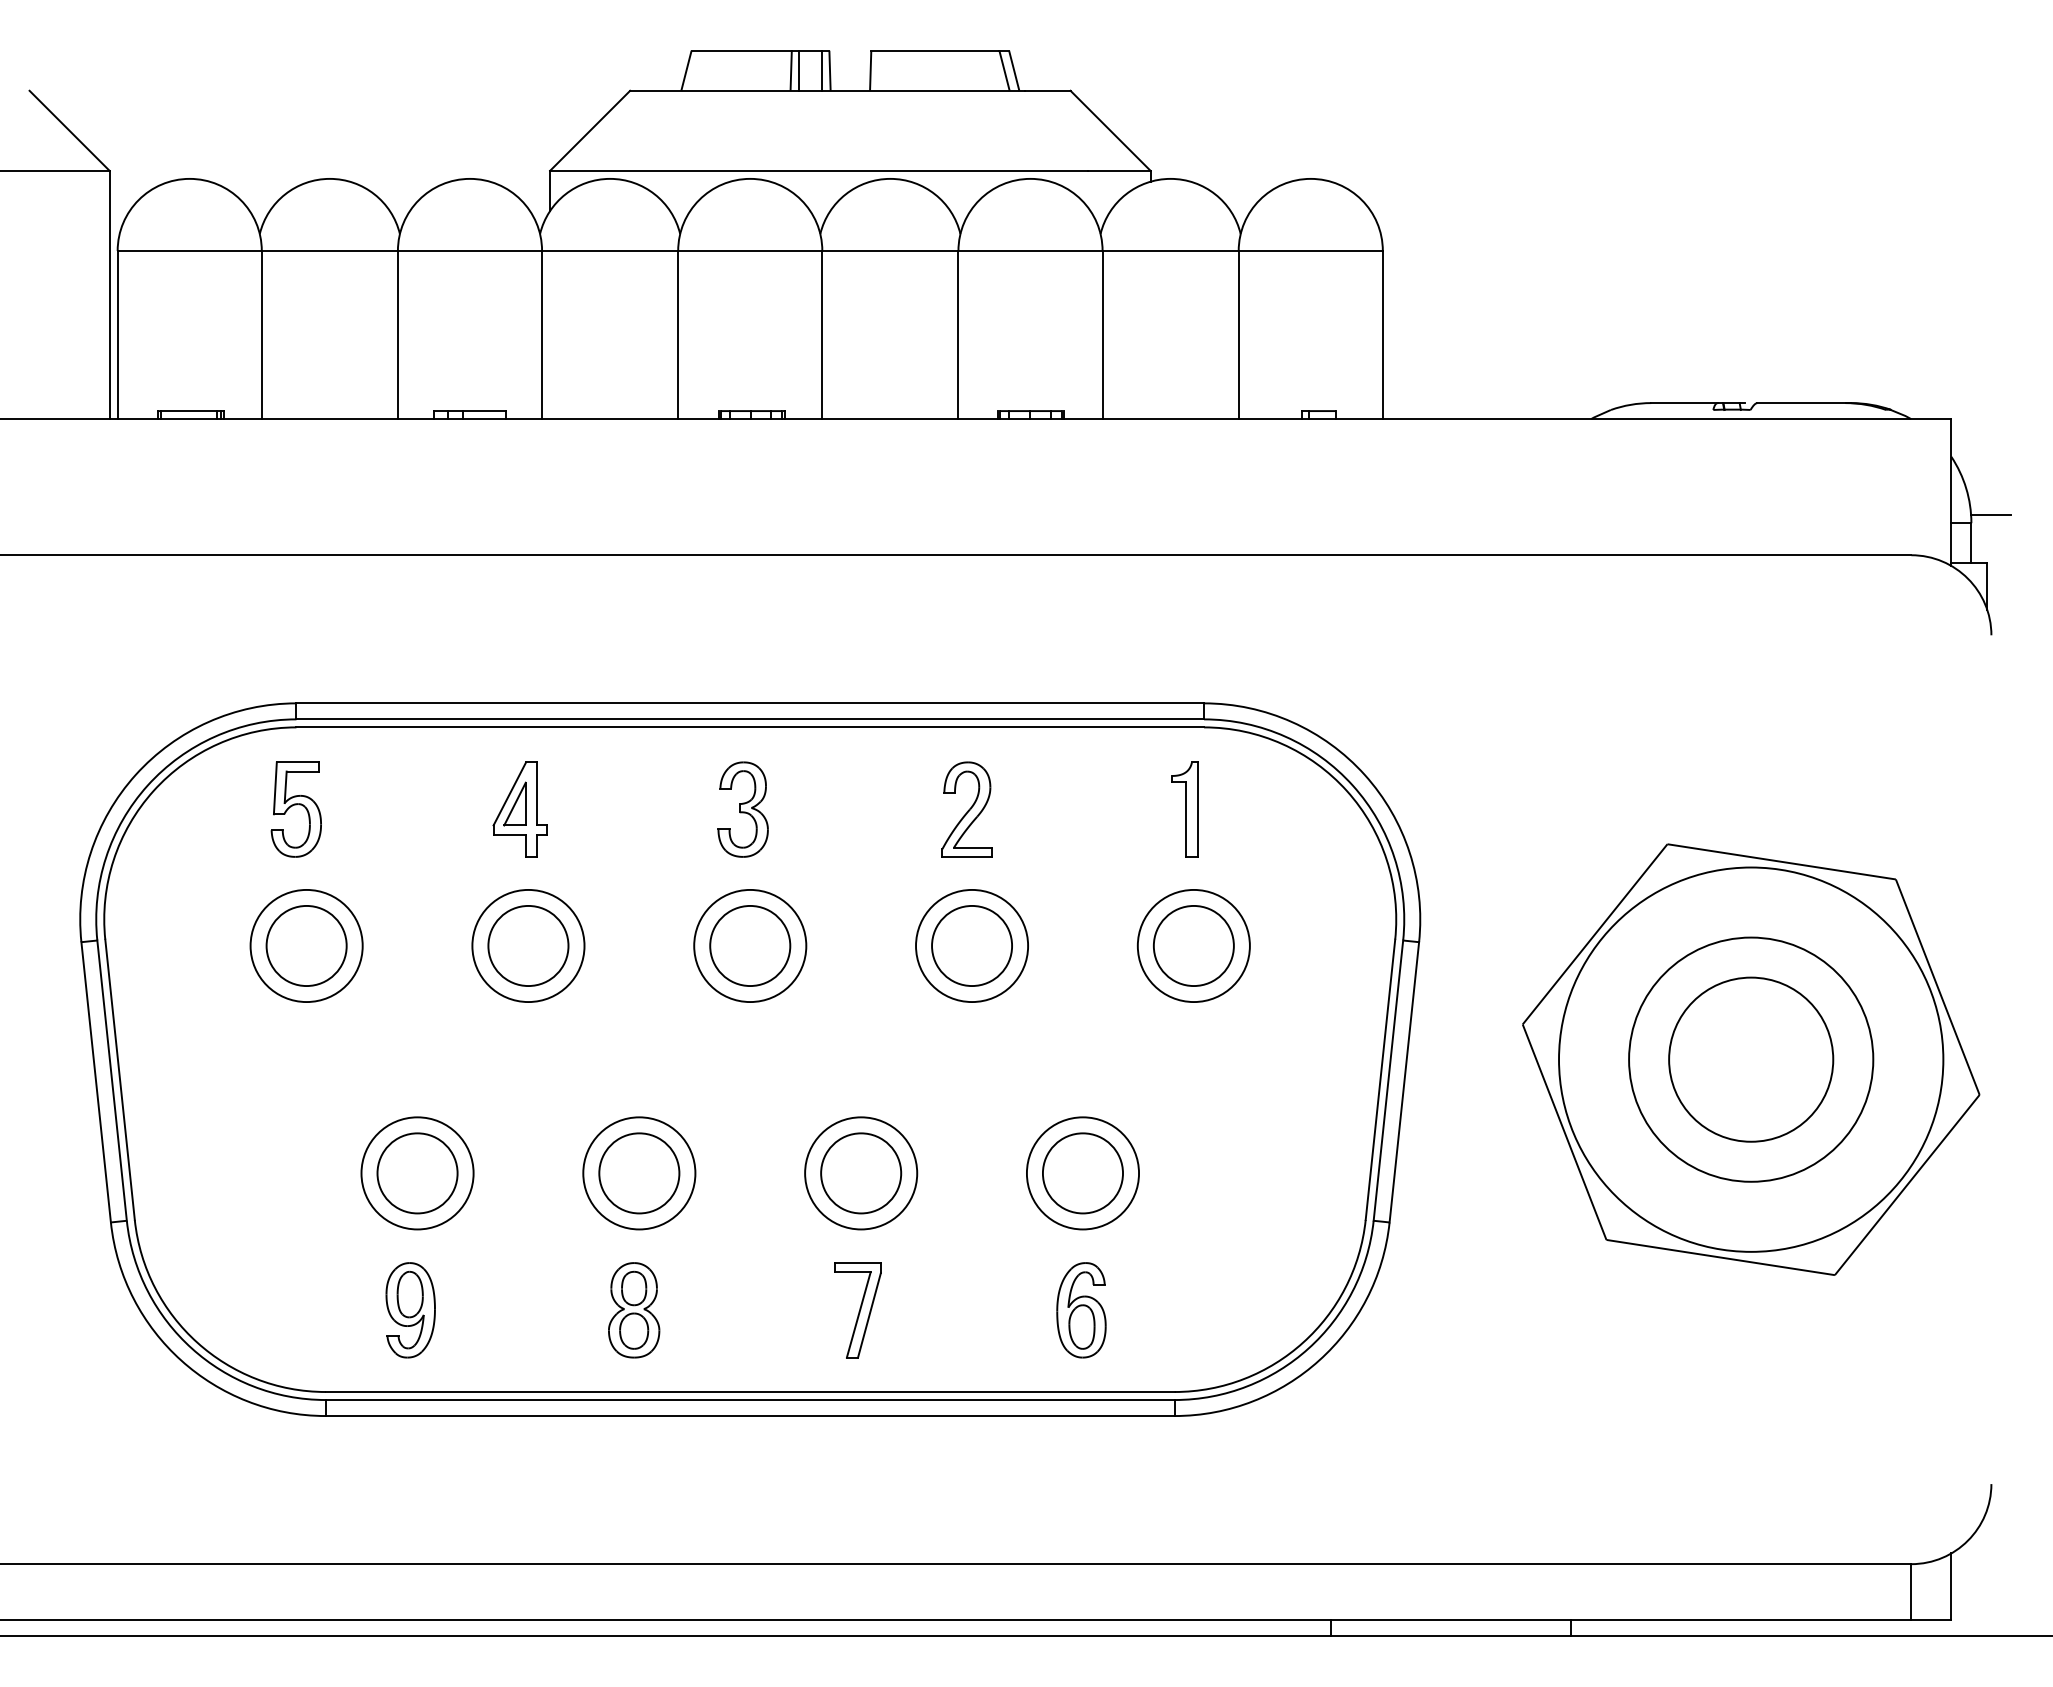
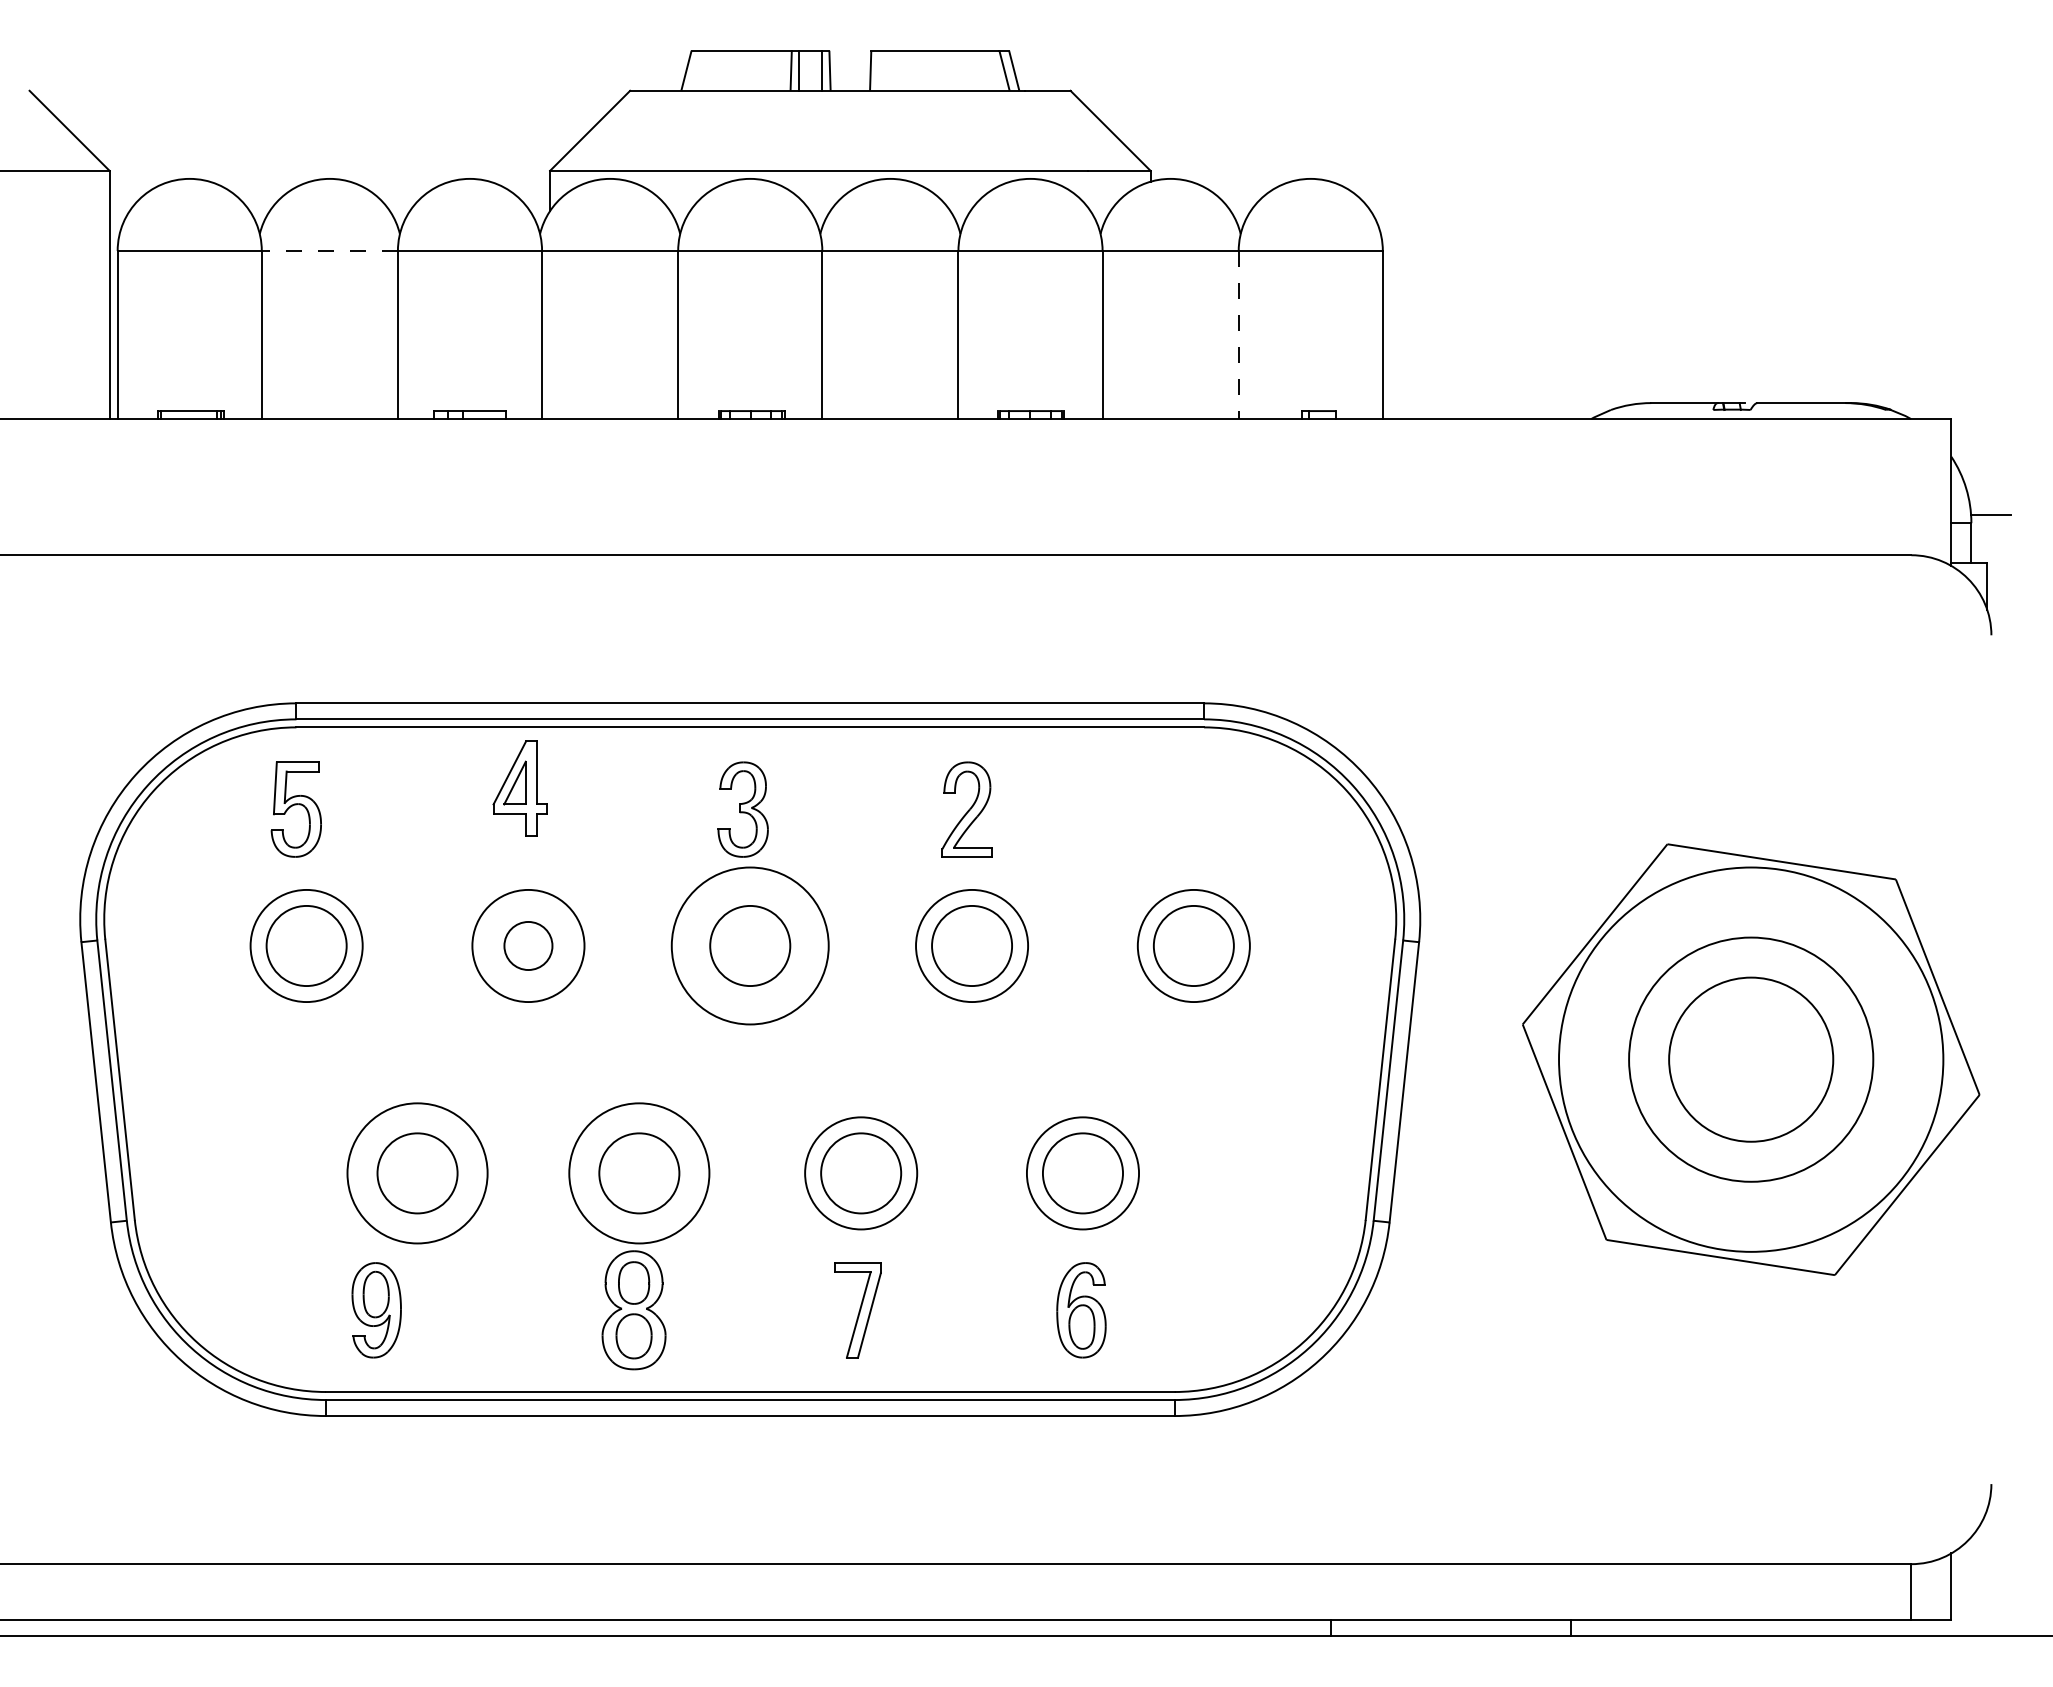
line: solid -> dashed (329, 250)
line: solid -> dashed (1238, 335)
part position: (519, 809) -> (519, 788) (519, 788)
part: present -> none (1184, 809)
circle diameter: 80 px -> 48 px (528, 945)
circle diameter: 112 px -> 157 px (749, 945)
circle diameter: 112 px -> 140 px (417, 1173)
circle diameter: 112 px -> 140 px (639, 1173)
part position: (410, 1310) -> (376, 1310) (376, 1310)
part size: 53x97 px -> 66x121 px (633, 1310)
